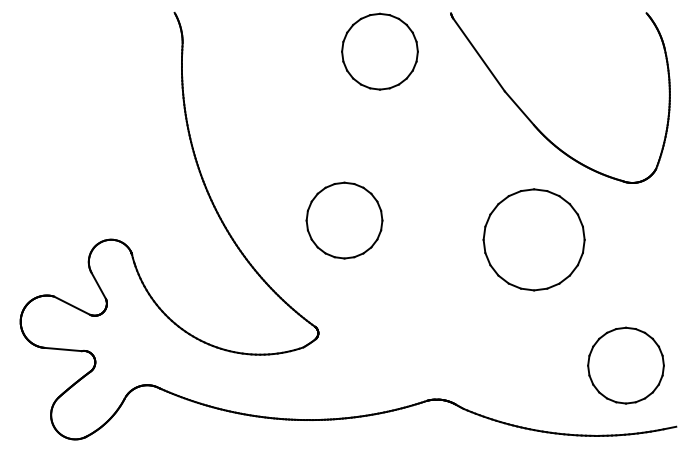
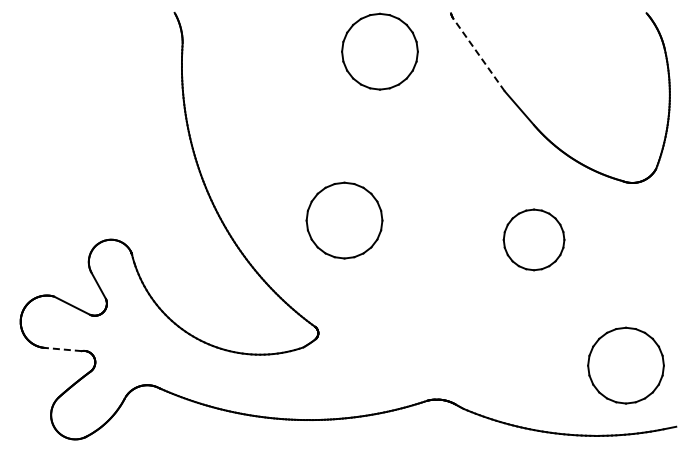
line: solid -> dashed (479, 54)
part size: 104x104 px -> 64x64 px (533, 239)
line: solid -> dashed (63, 349)
